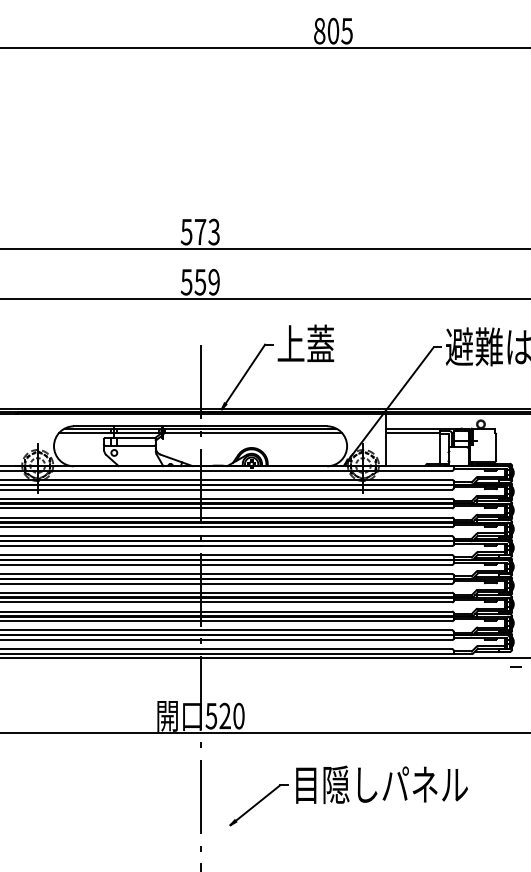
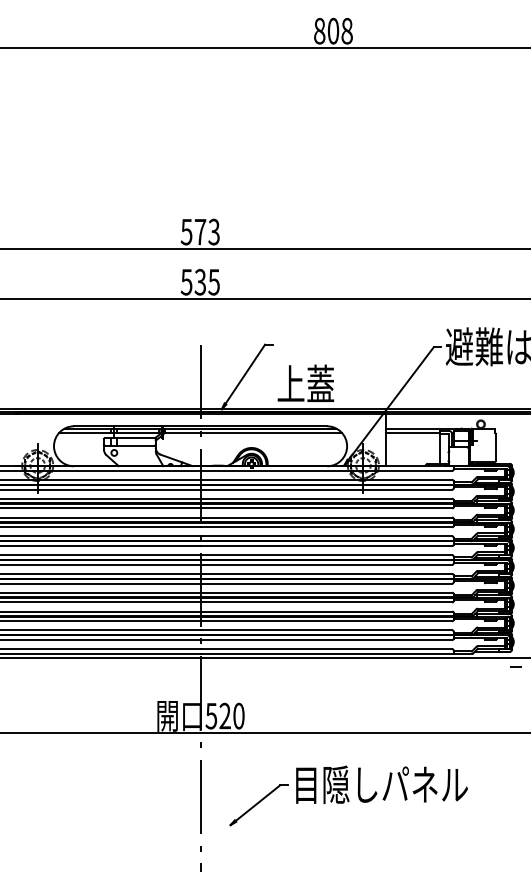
text: 805 -> 808 (346, 30)
text: 559 -> 535 (206, 282)
text position: (305, 342) -> (305, 382) (305, 382)
